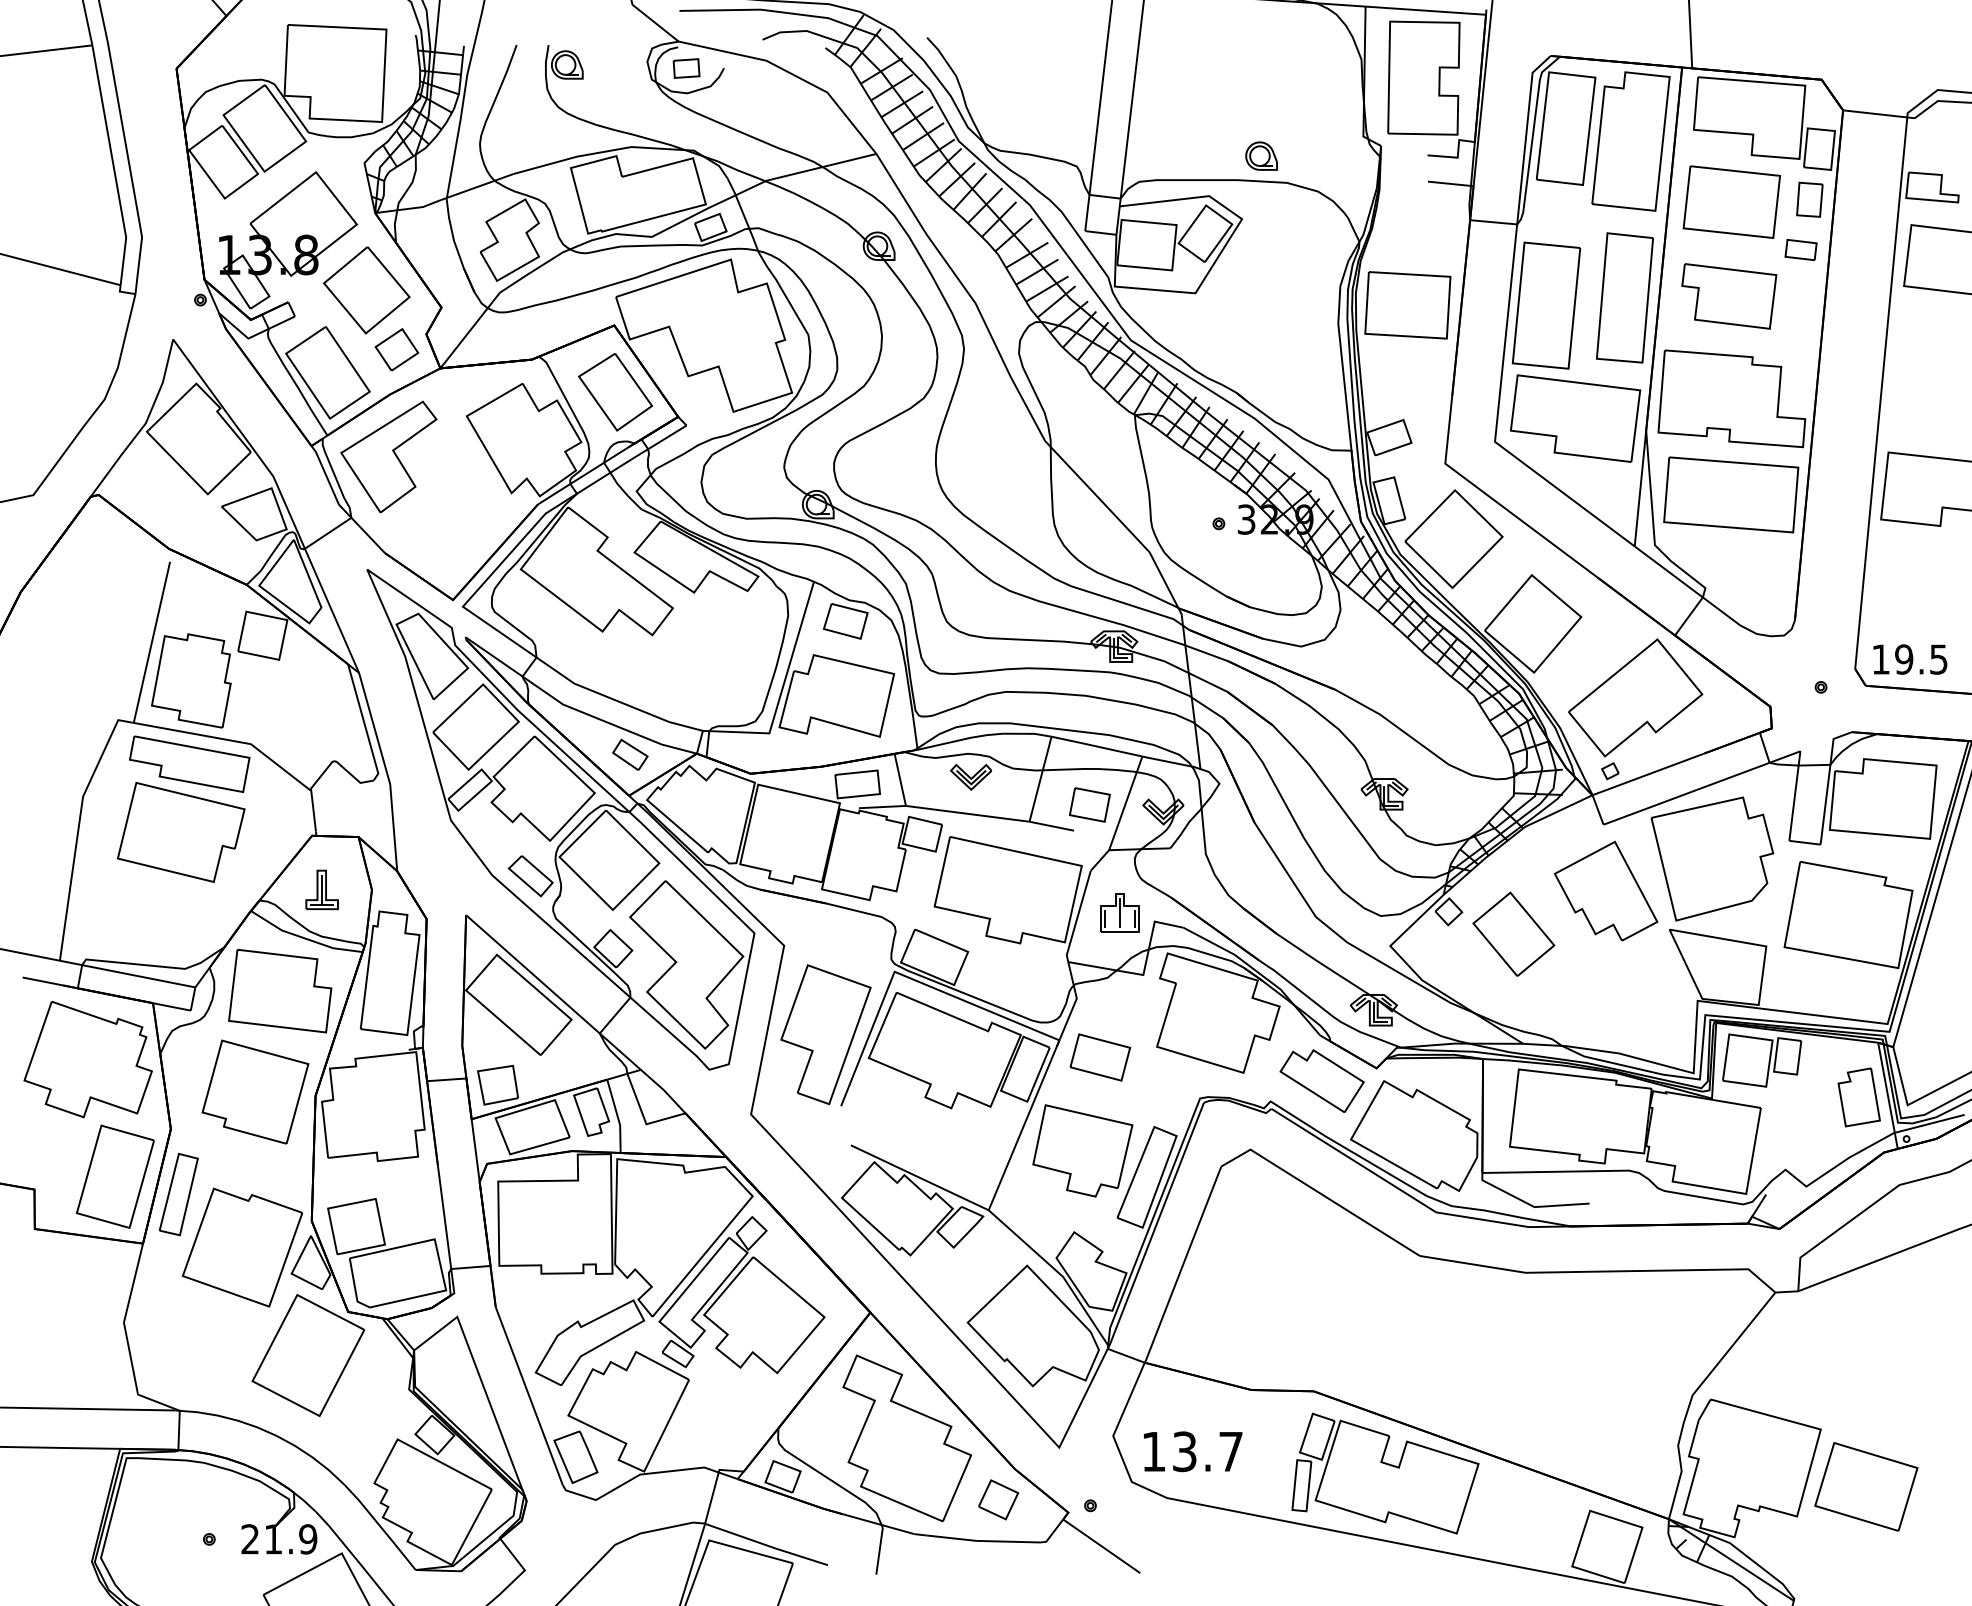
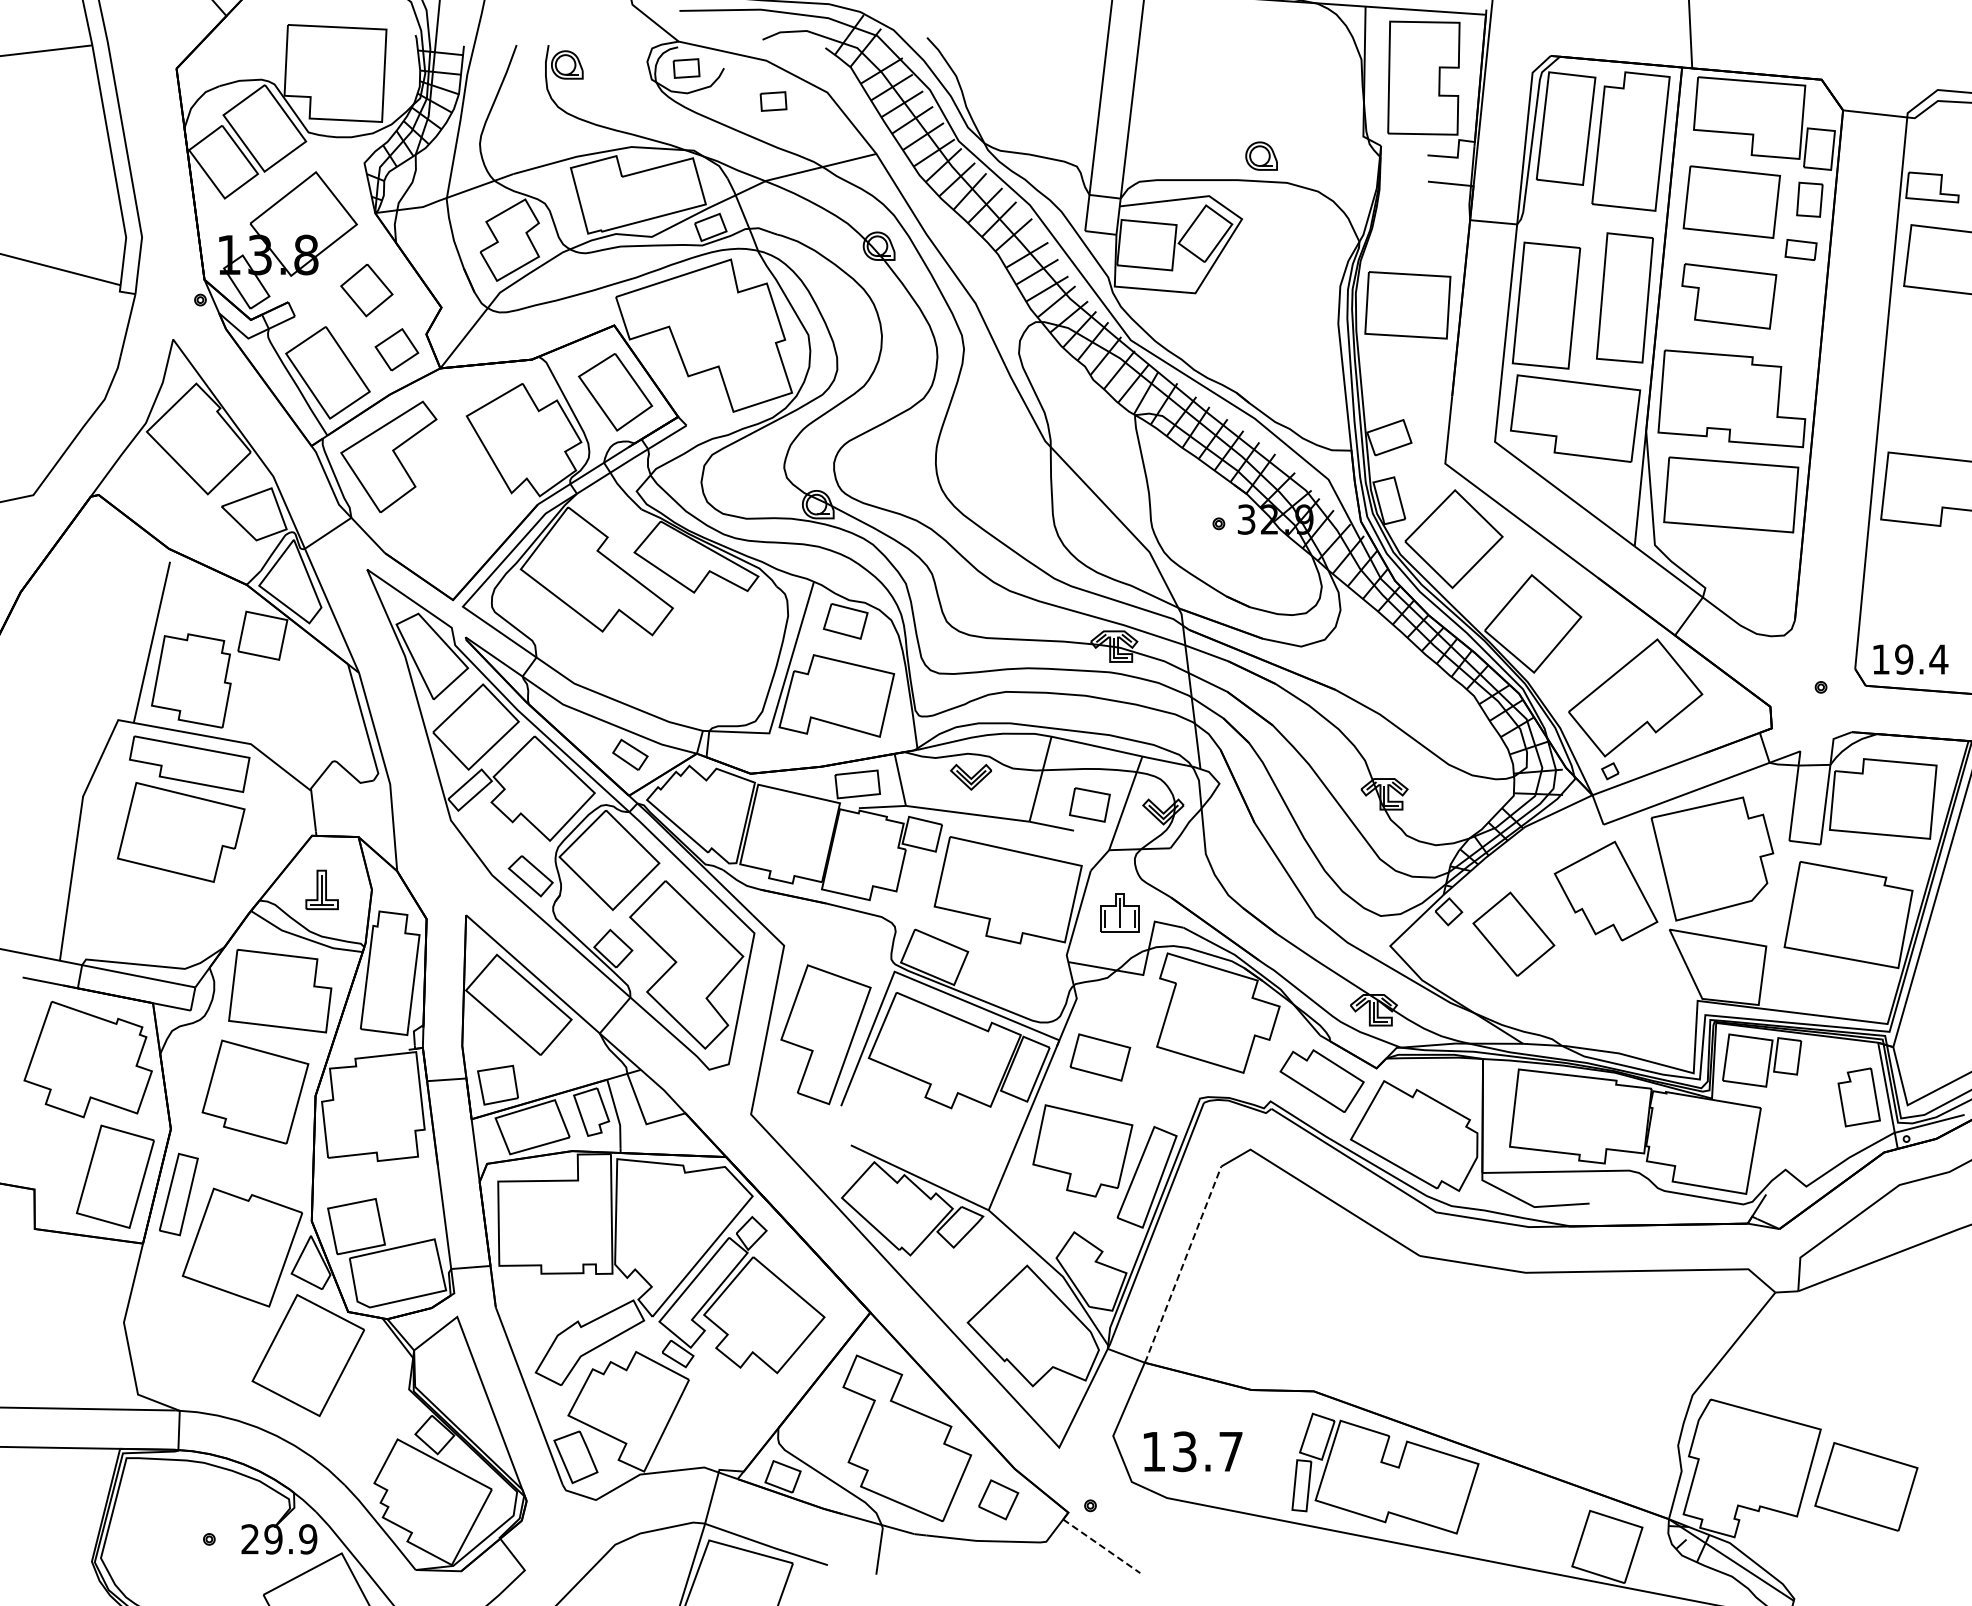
part: none -> present (773, 101)
part size: 88x89 px -> 54x55 px (366, 290)
text: 19.5 -> 19.4 (1938, 659)
line: solid -> dashed (1182, 1265)
text: 21.9 -> 29.9 (273, 1539)
line: solid -> dashed (1101, 1546)
